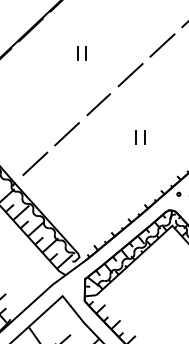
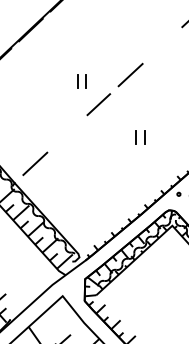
line: present -> none (162, 45)
part position: (81, 53) -> (81, 81) (81, 81)
line: present -> none (66, 134)
